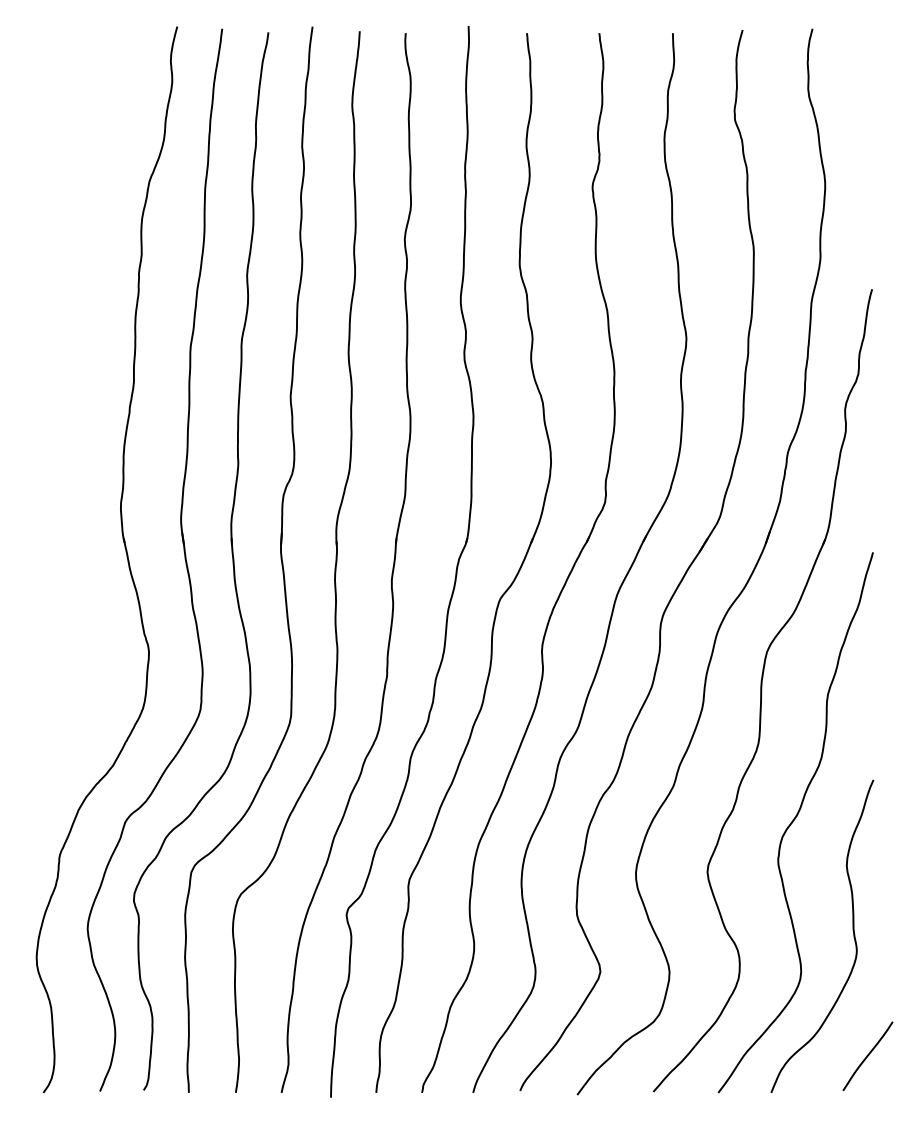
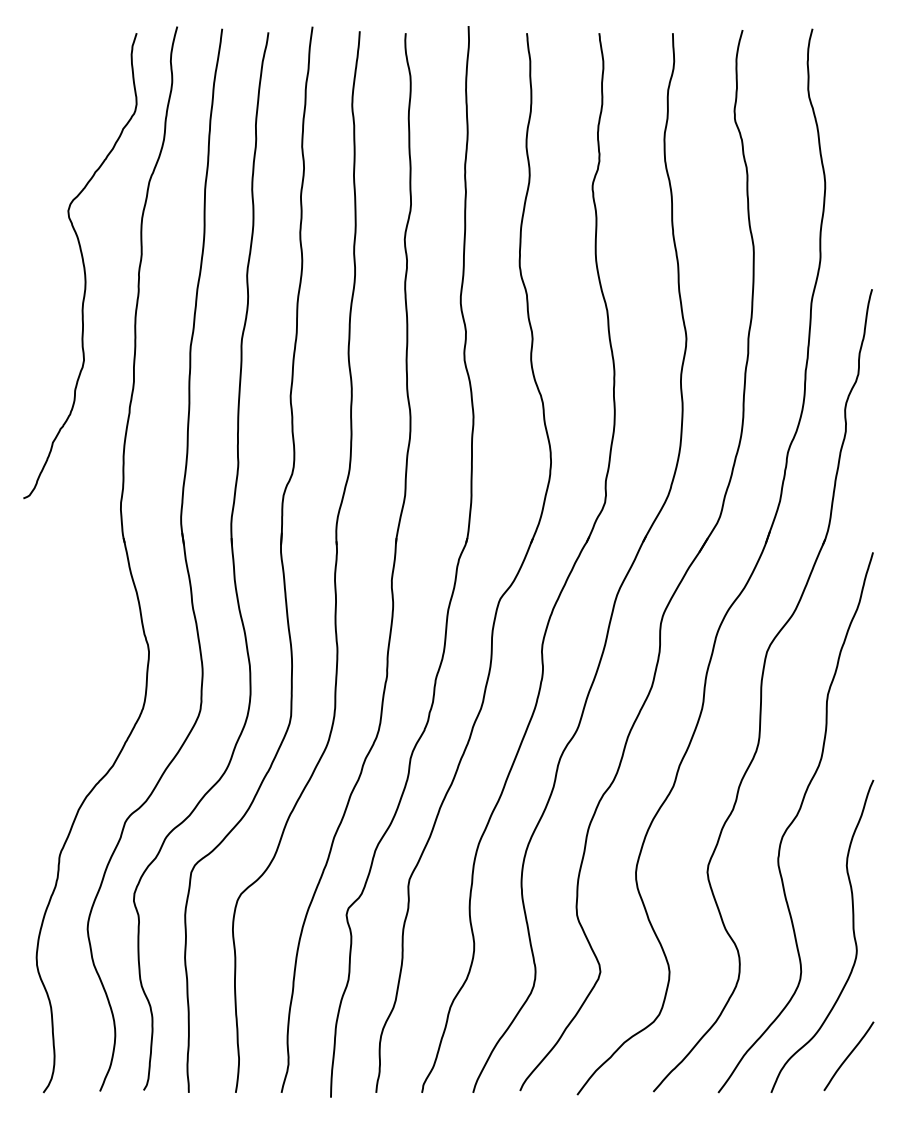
curve: none -> present (82, 264)
curve position: (867, 1056) -> (848, 1056) (848, 1056)
